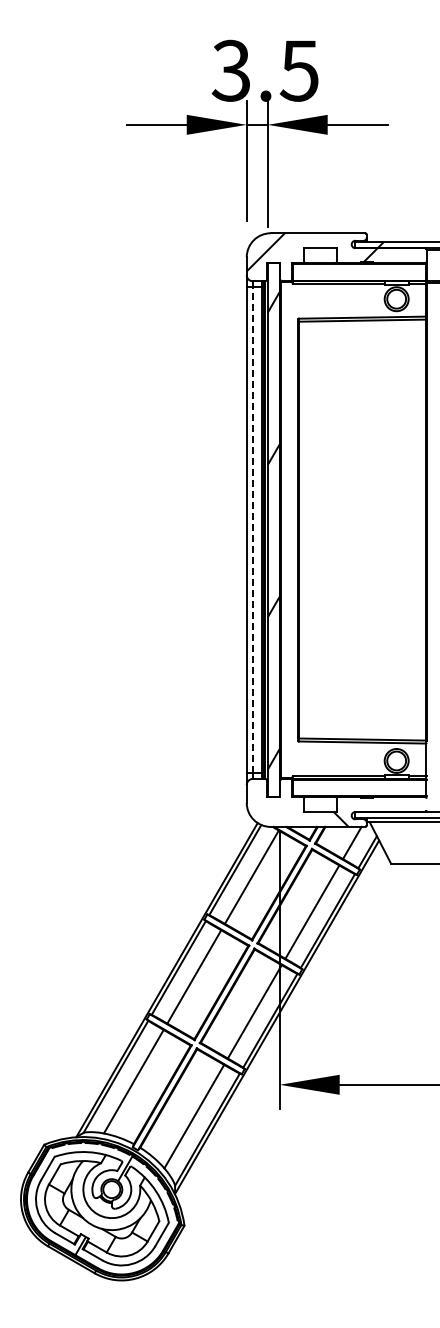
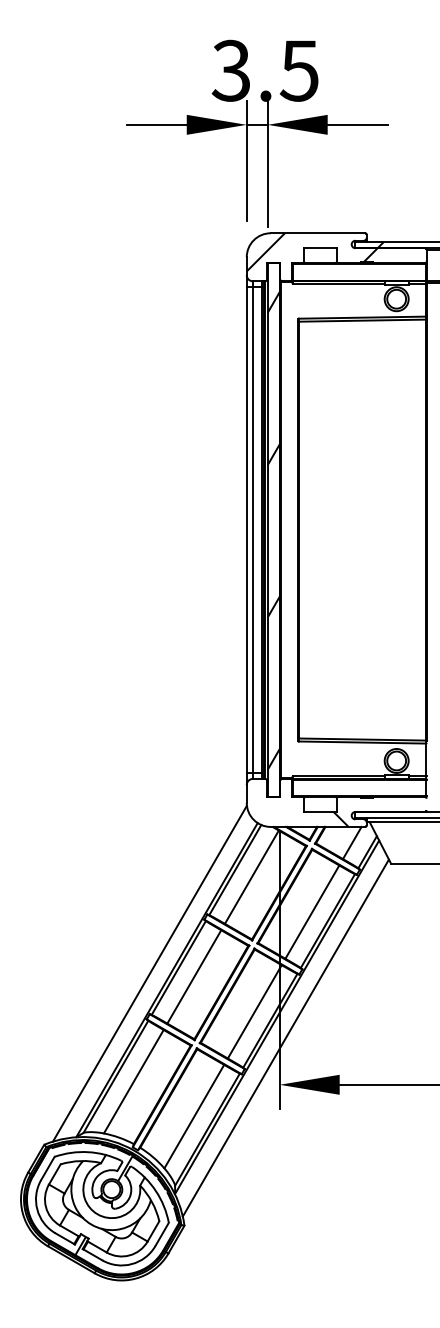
line: dashed -> solid (252, 530)
line: none -> present (149, 973)
line: none -> present (285, 1037)
